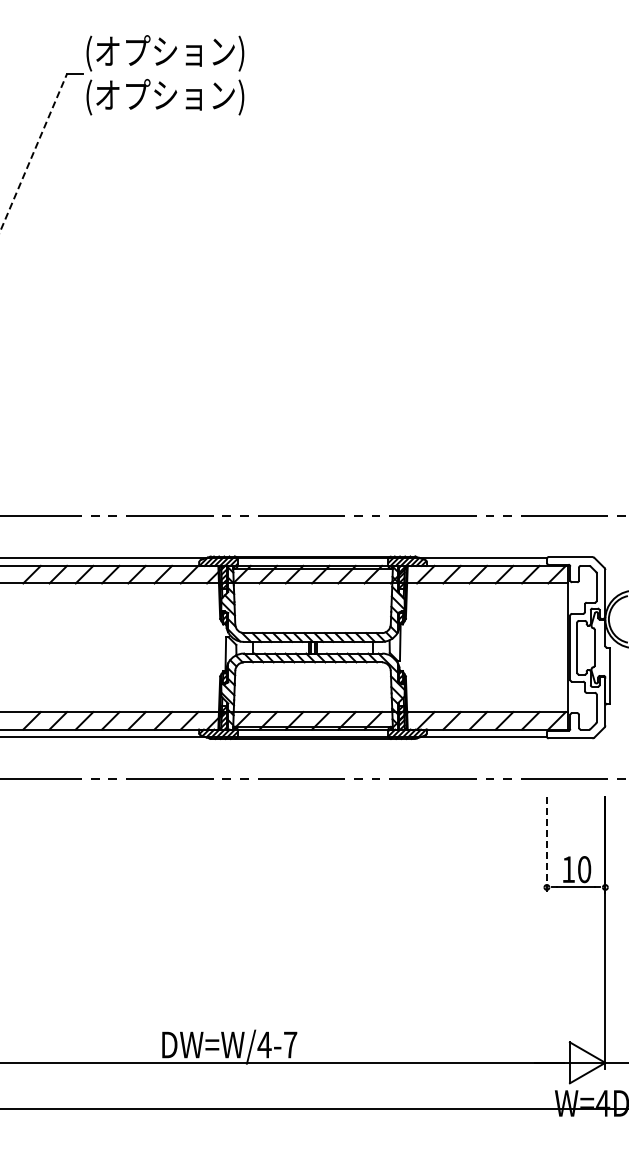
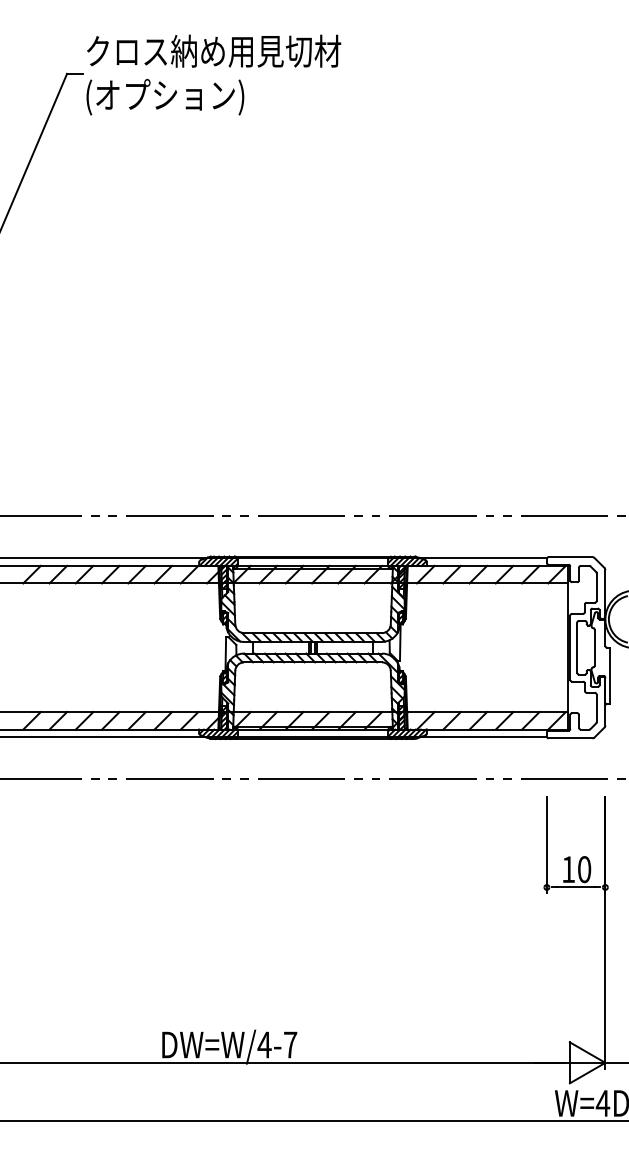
text: (オプション) -> クロス納め用見切材 (213, 52)
line: dashed -> solid (33, 152)
line: dashed -> solid (546, 845)
line position: (313, 1109) -> (313, 1121) (313, 1121)
